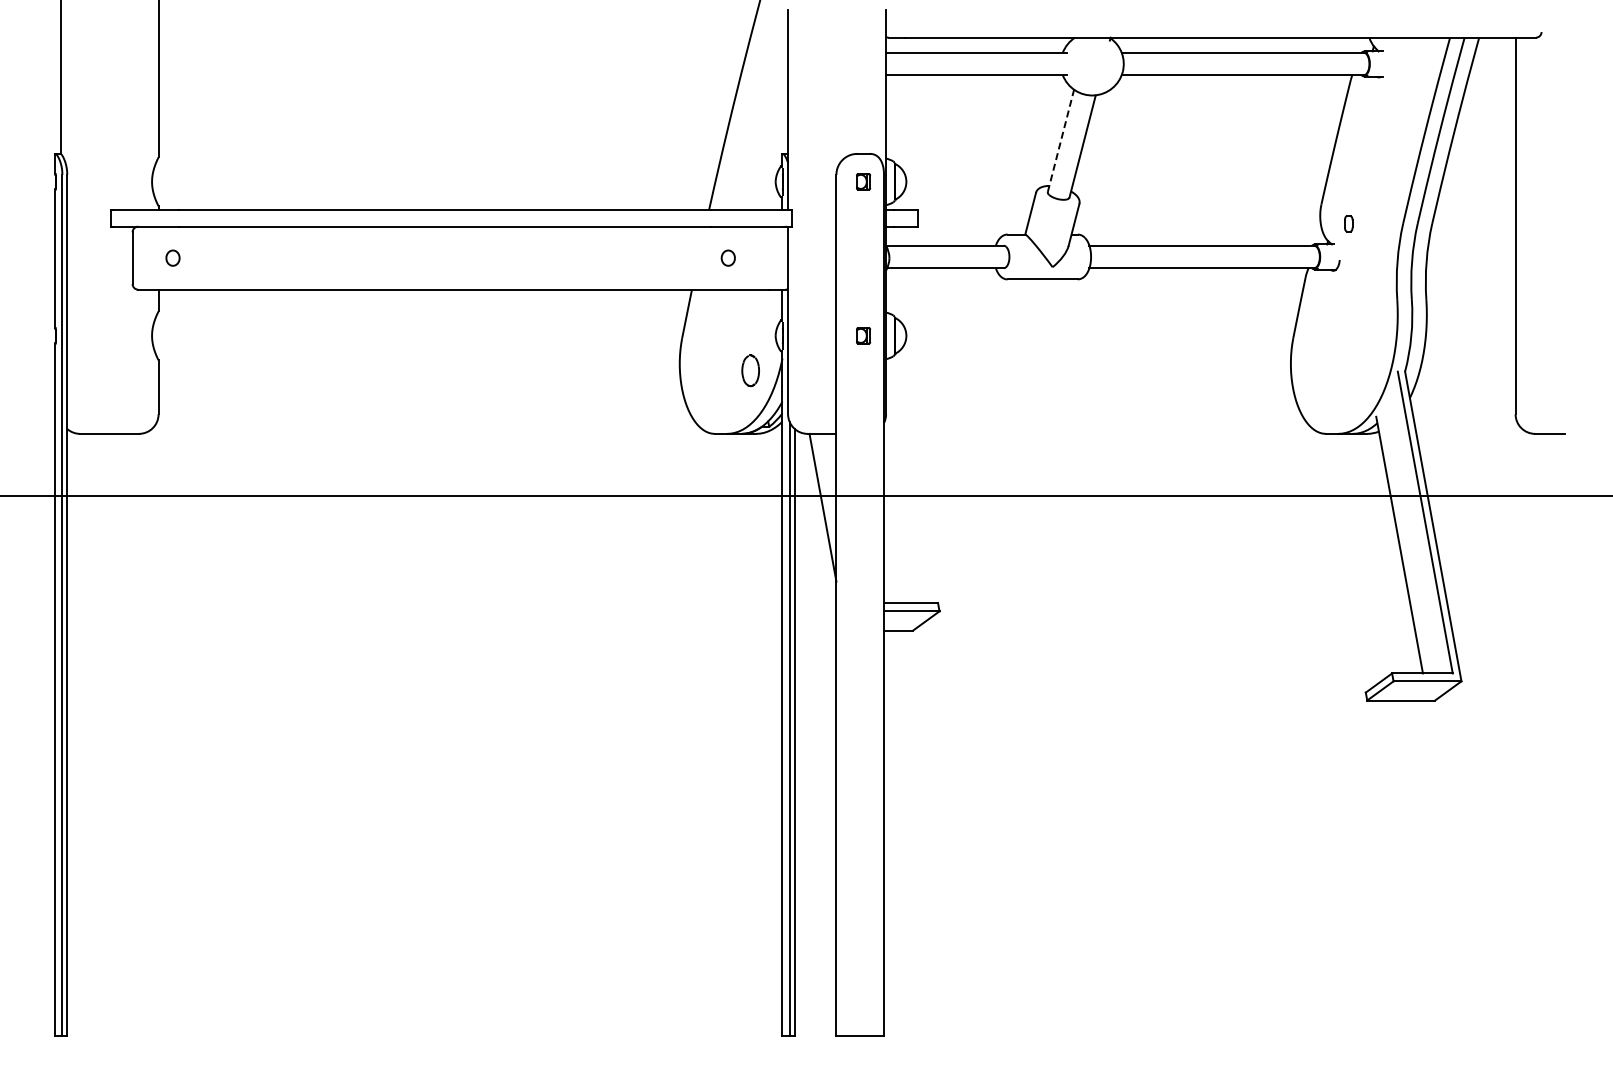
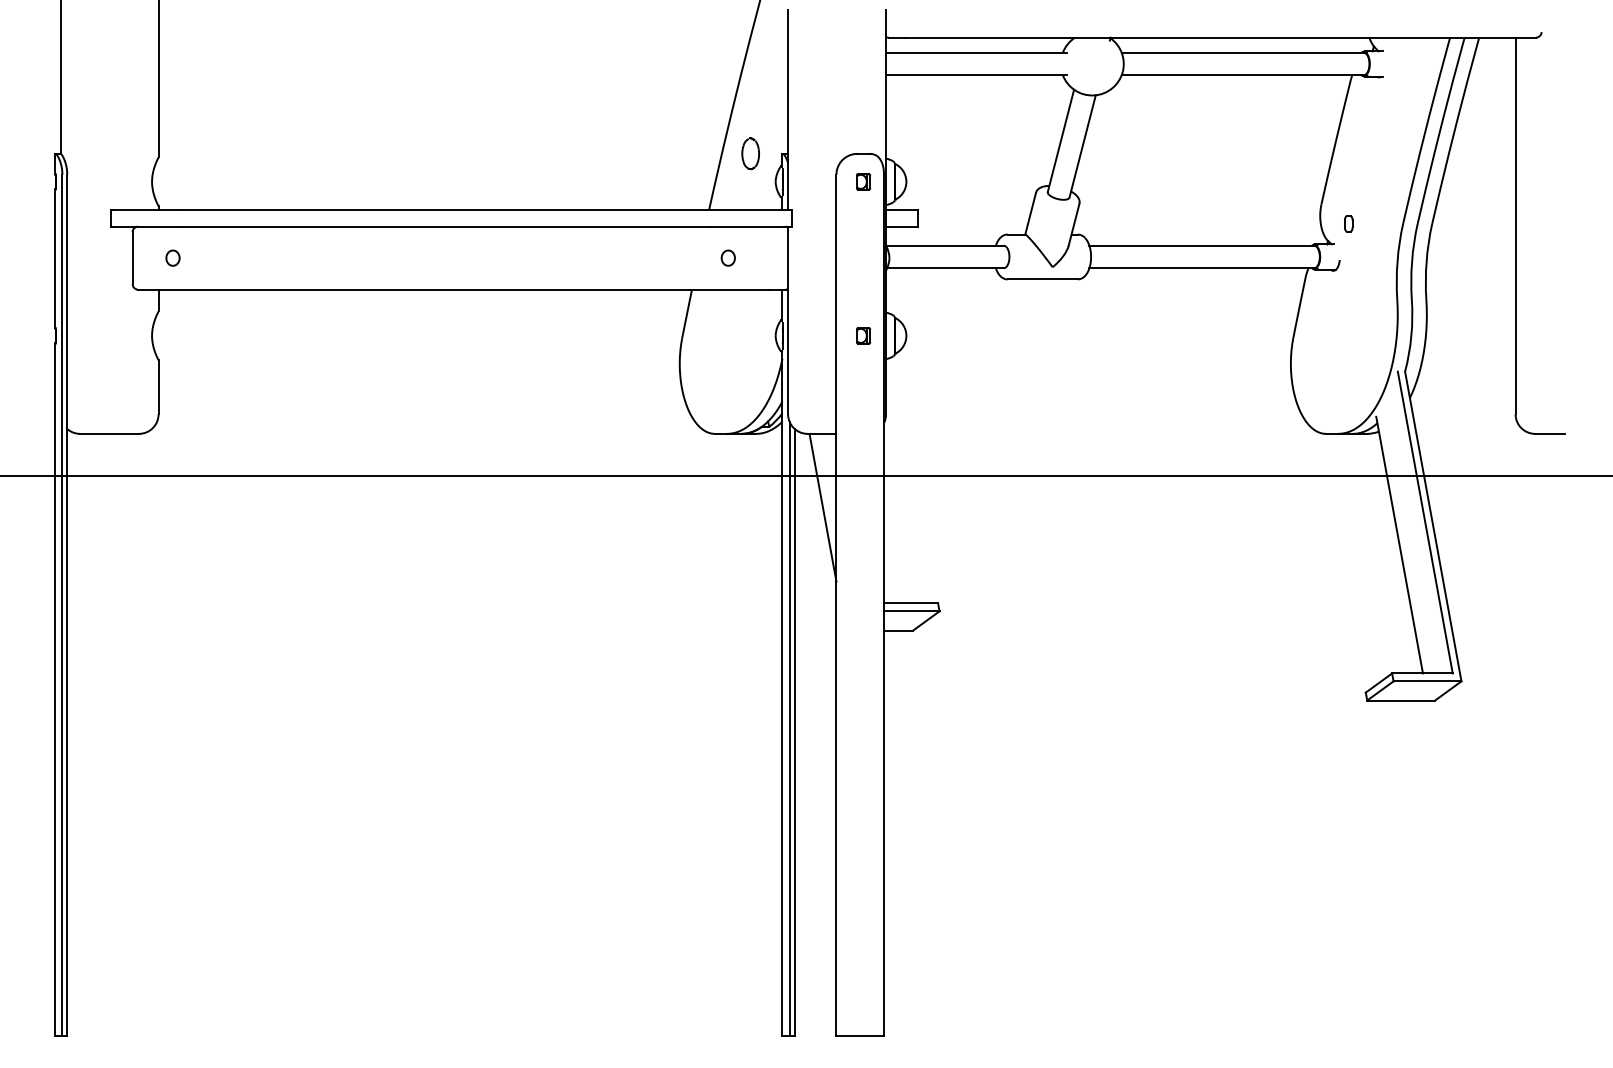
line: dashed -> solid (1060, 140)
part position: (750, 370) -> (750, 153) (750, 153)
line position: (805, 495) -> (805, 475) (805, 475)
